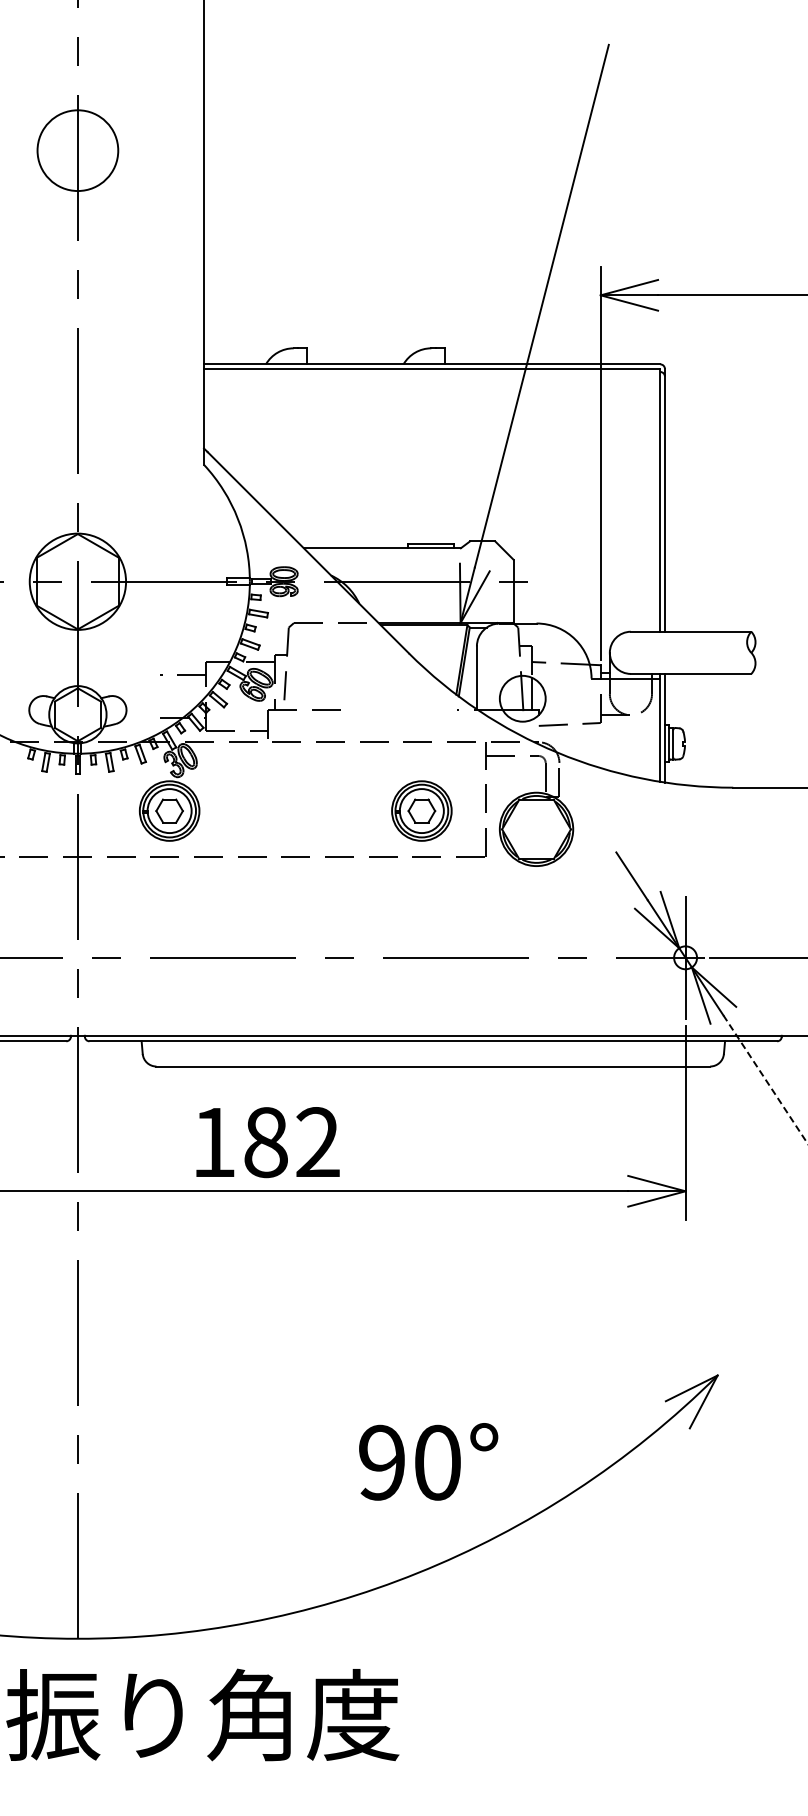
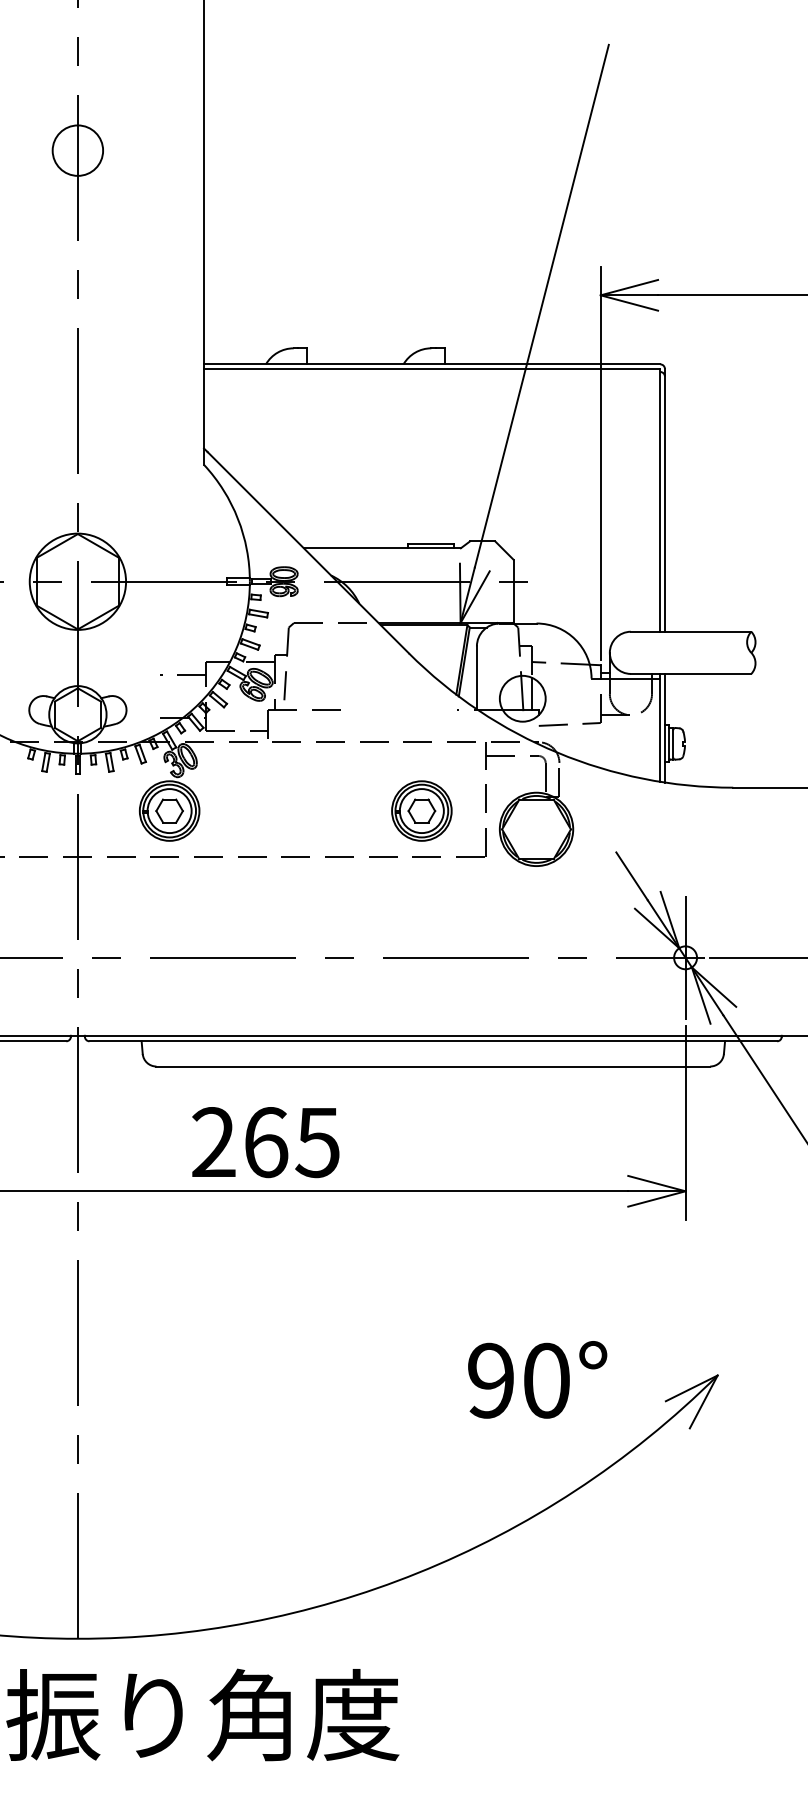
circle diameter: 81 px -> 50 px (77, 150)
line: dashed -> solid (765, 1079)
text: 182 -> 265 (265, 1142)
text position: (428, 1461) -> (537, 1379) (537, 1379)
